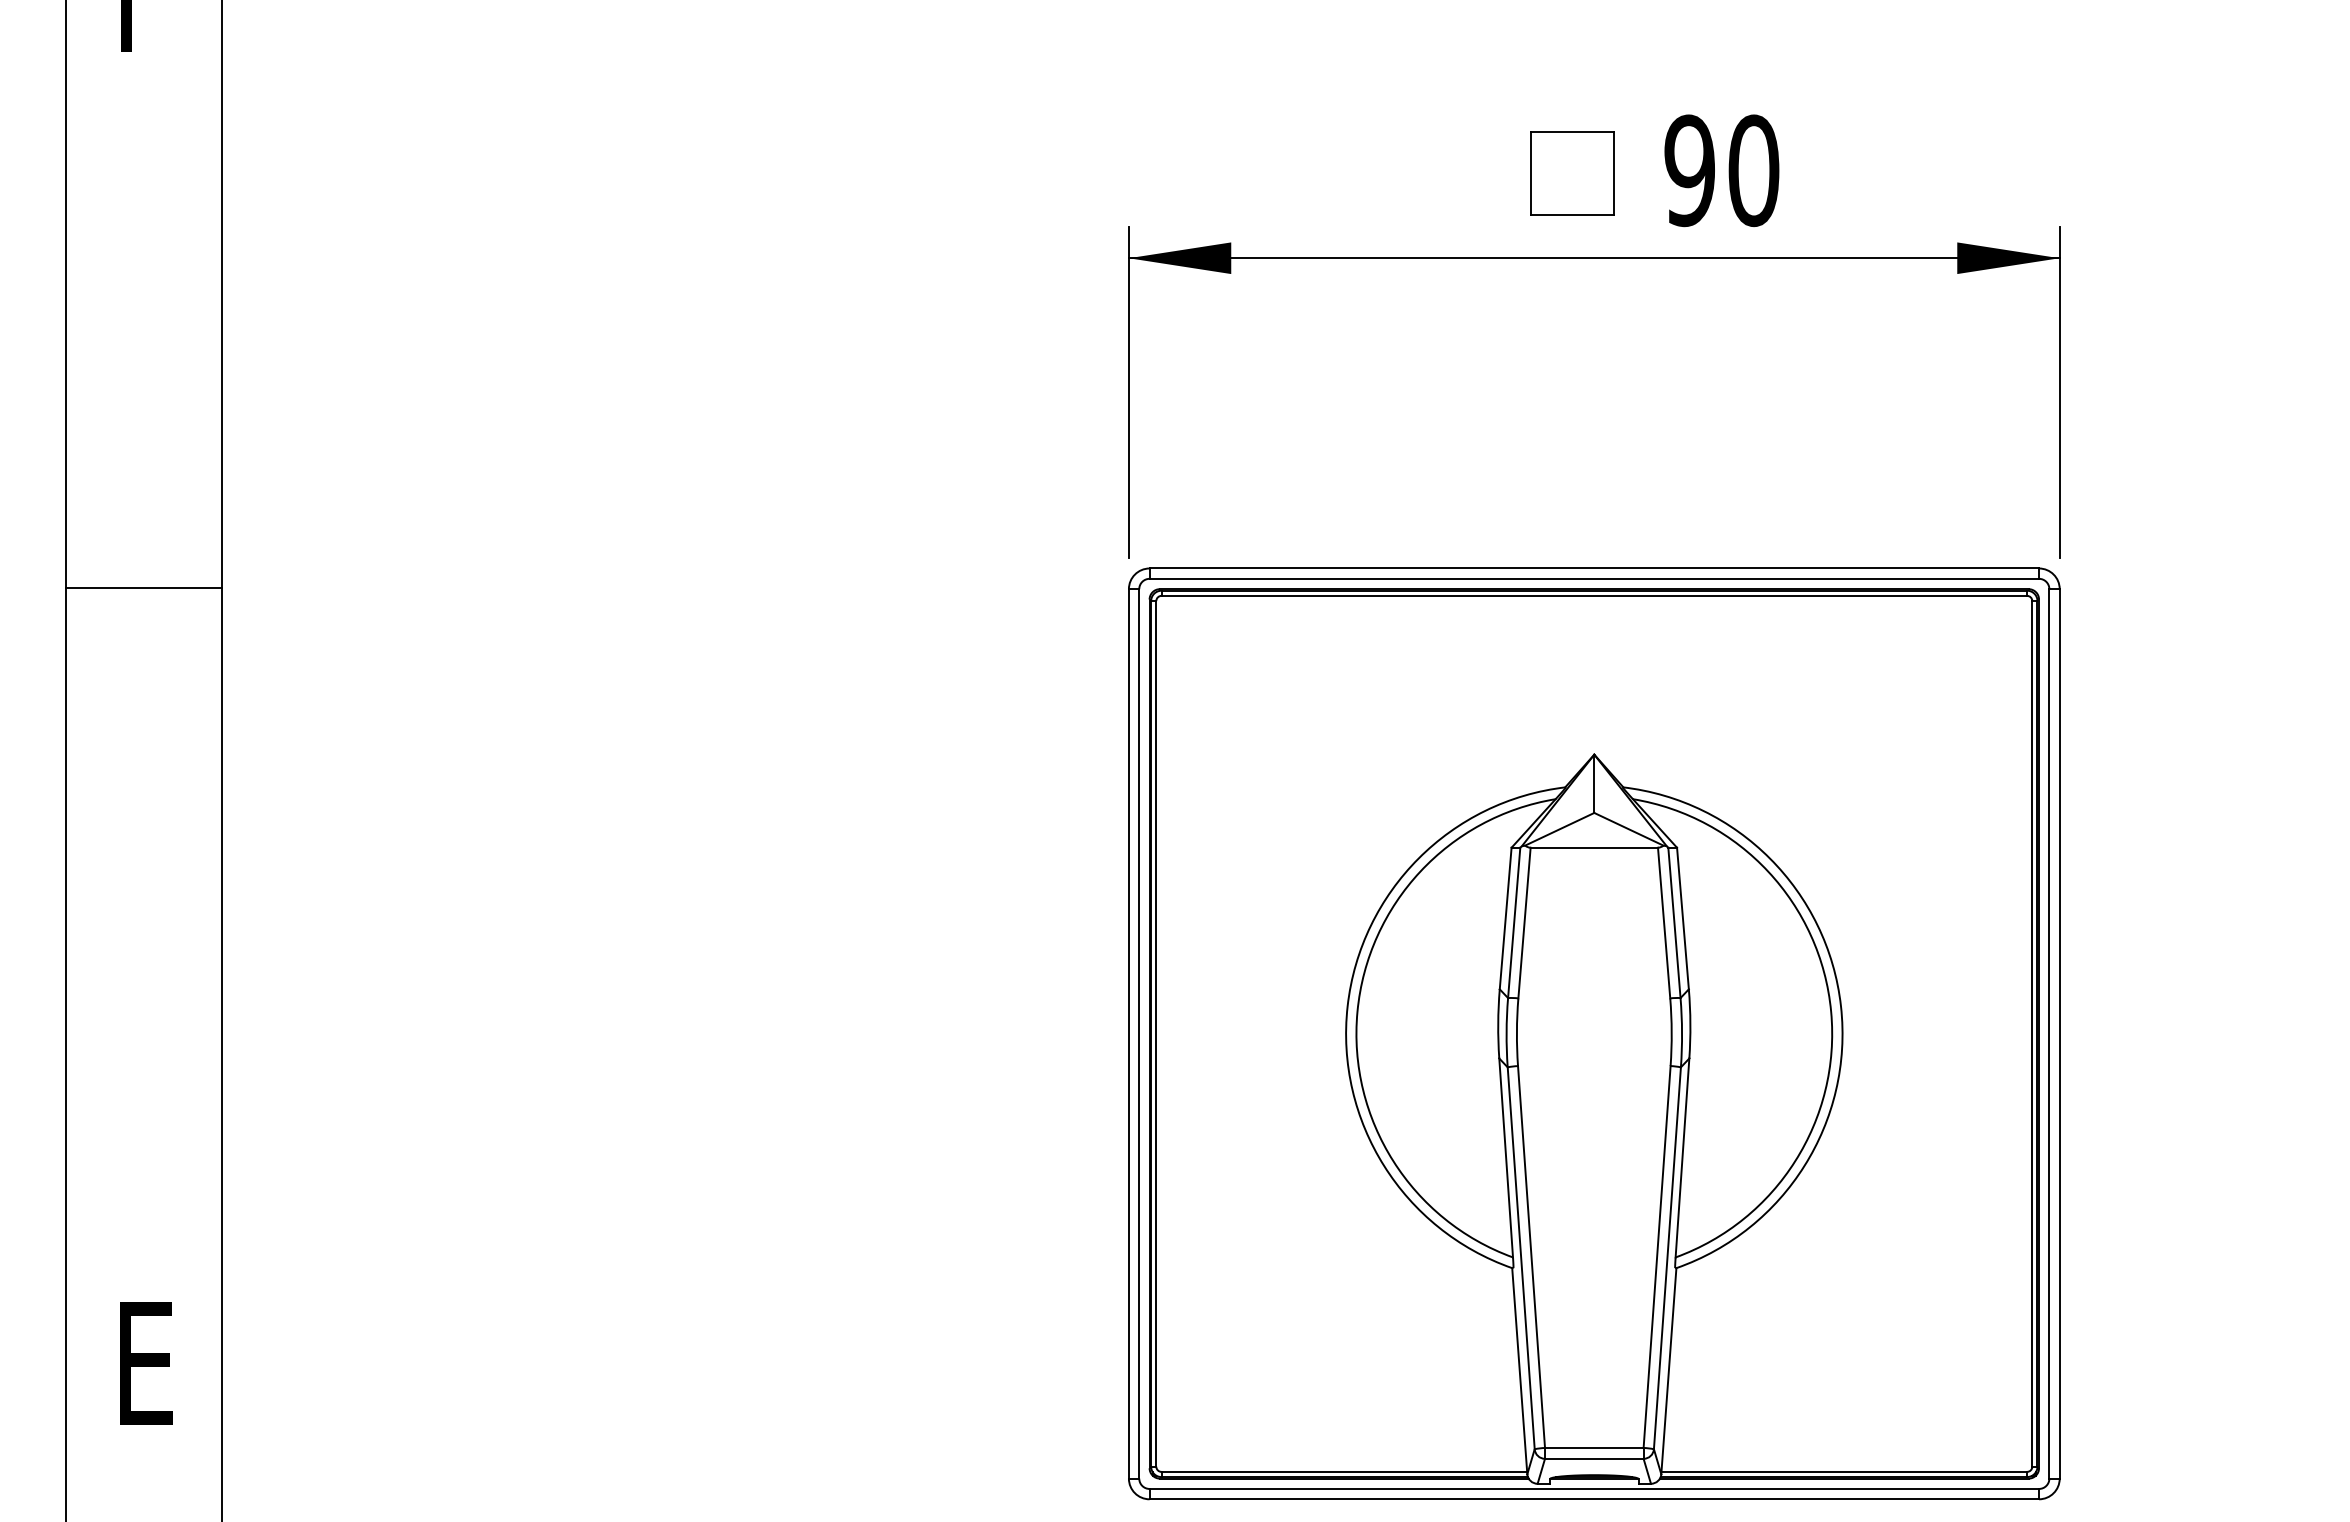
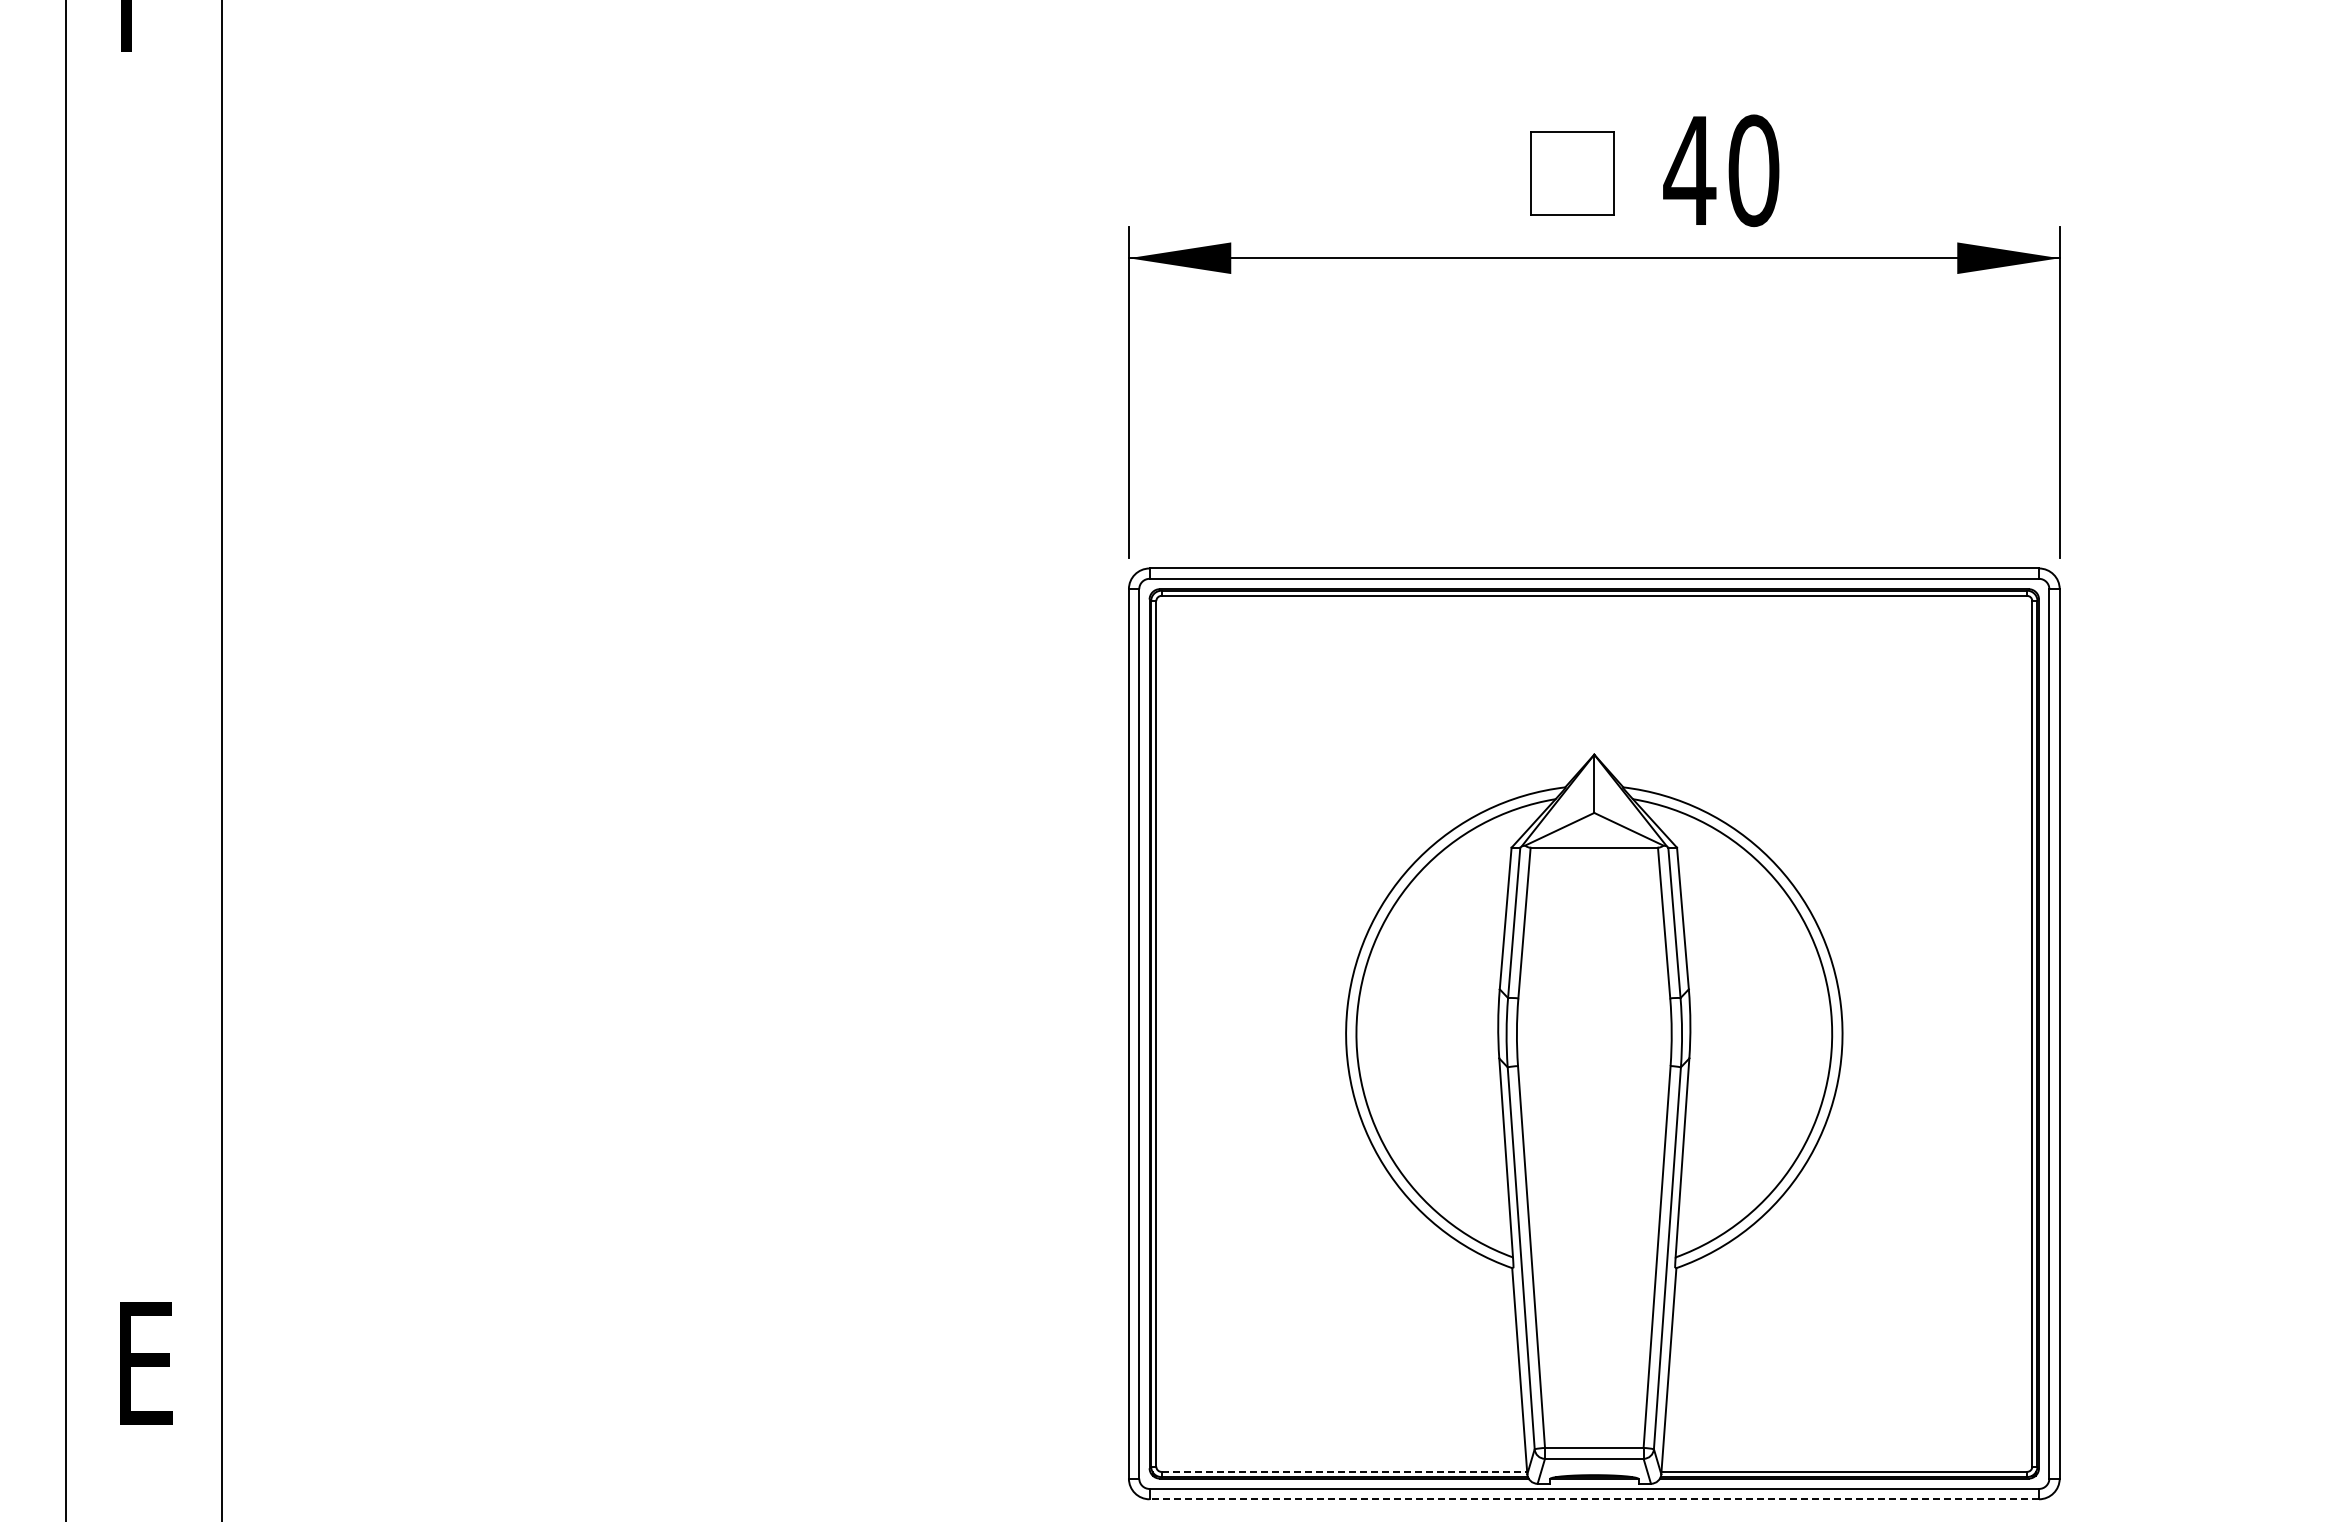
text: 90 -> 40 (1689, 170)
line: present -> none (143, 588)
line: solid -> dashed (1344, 1471)
line: solid -> dashed (1594, 1499)
